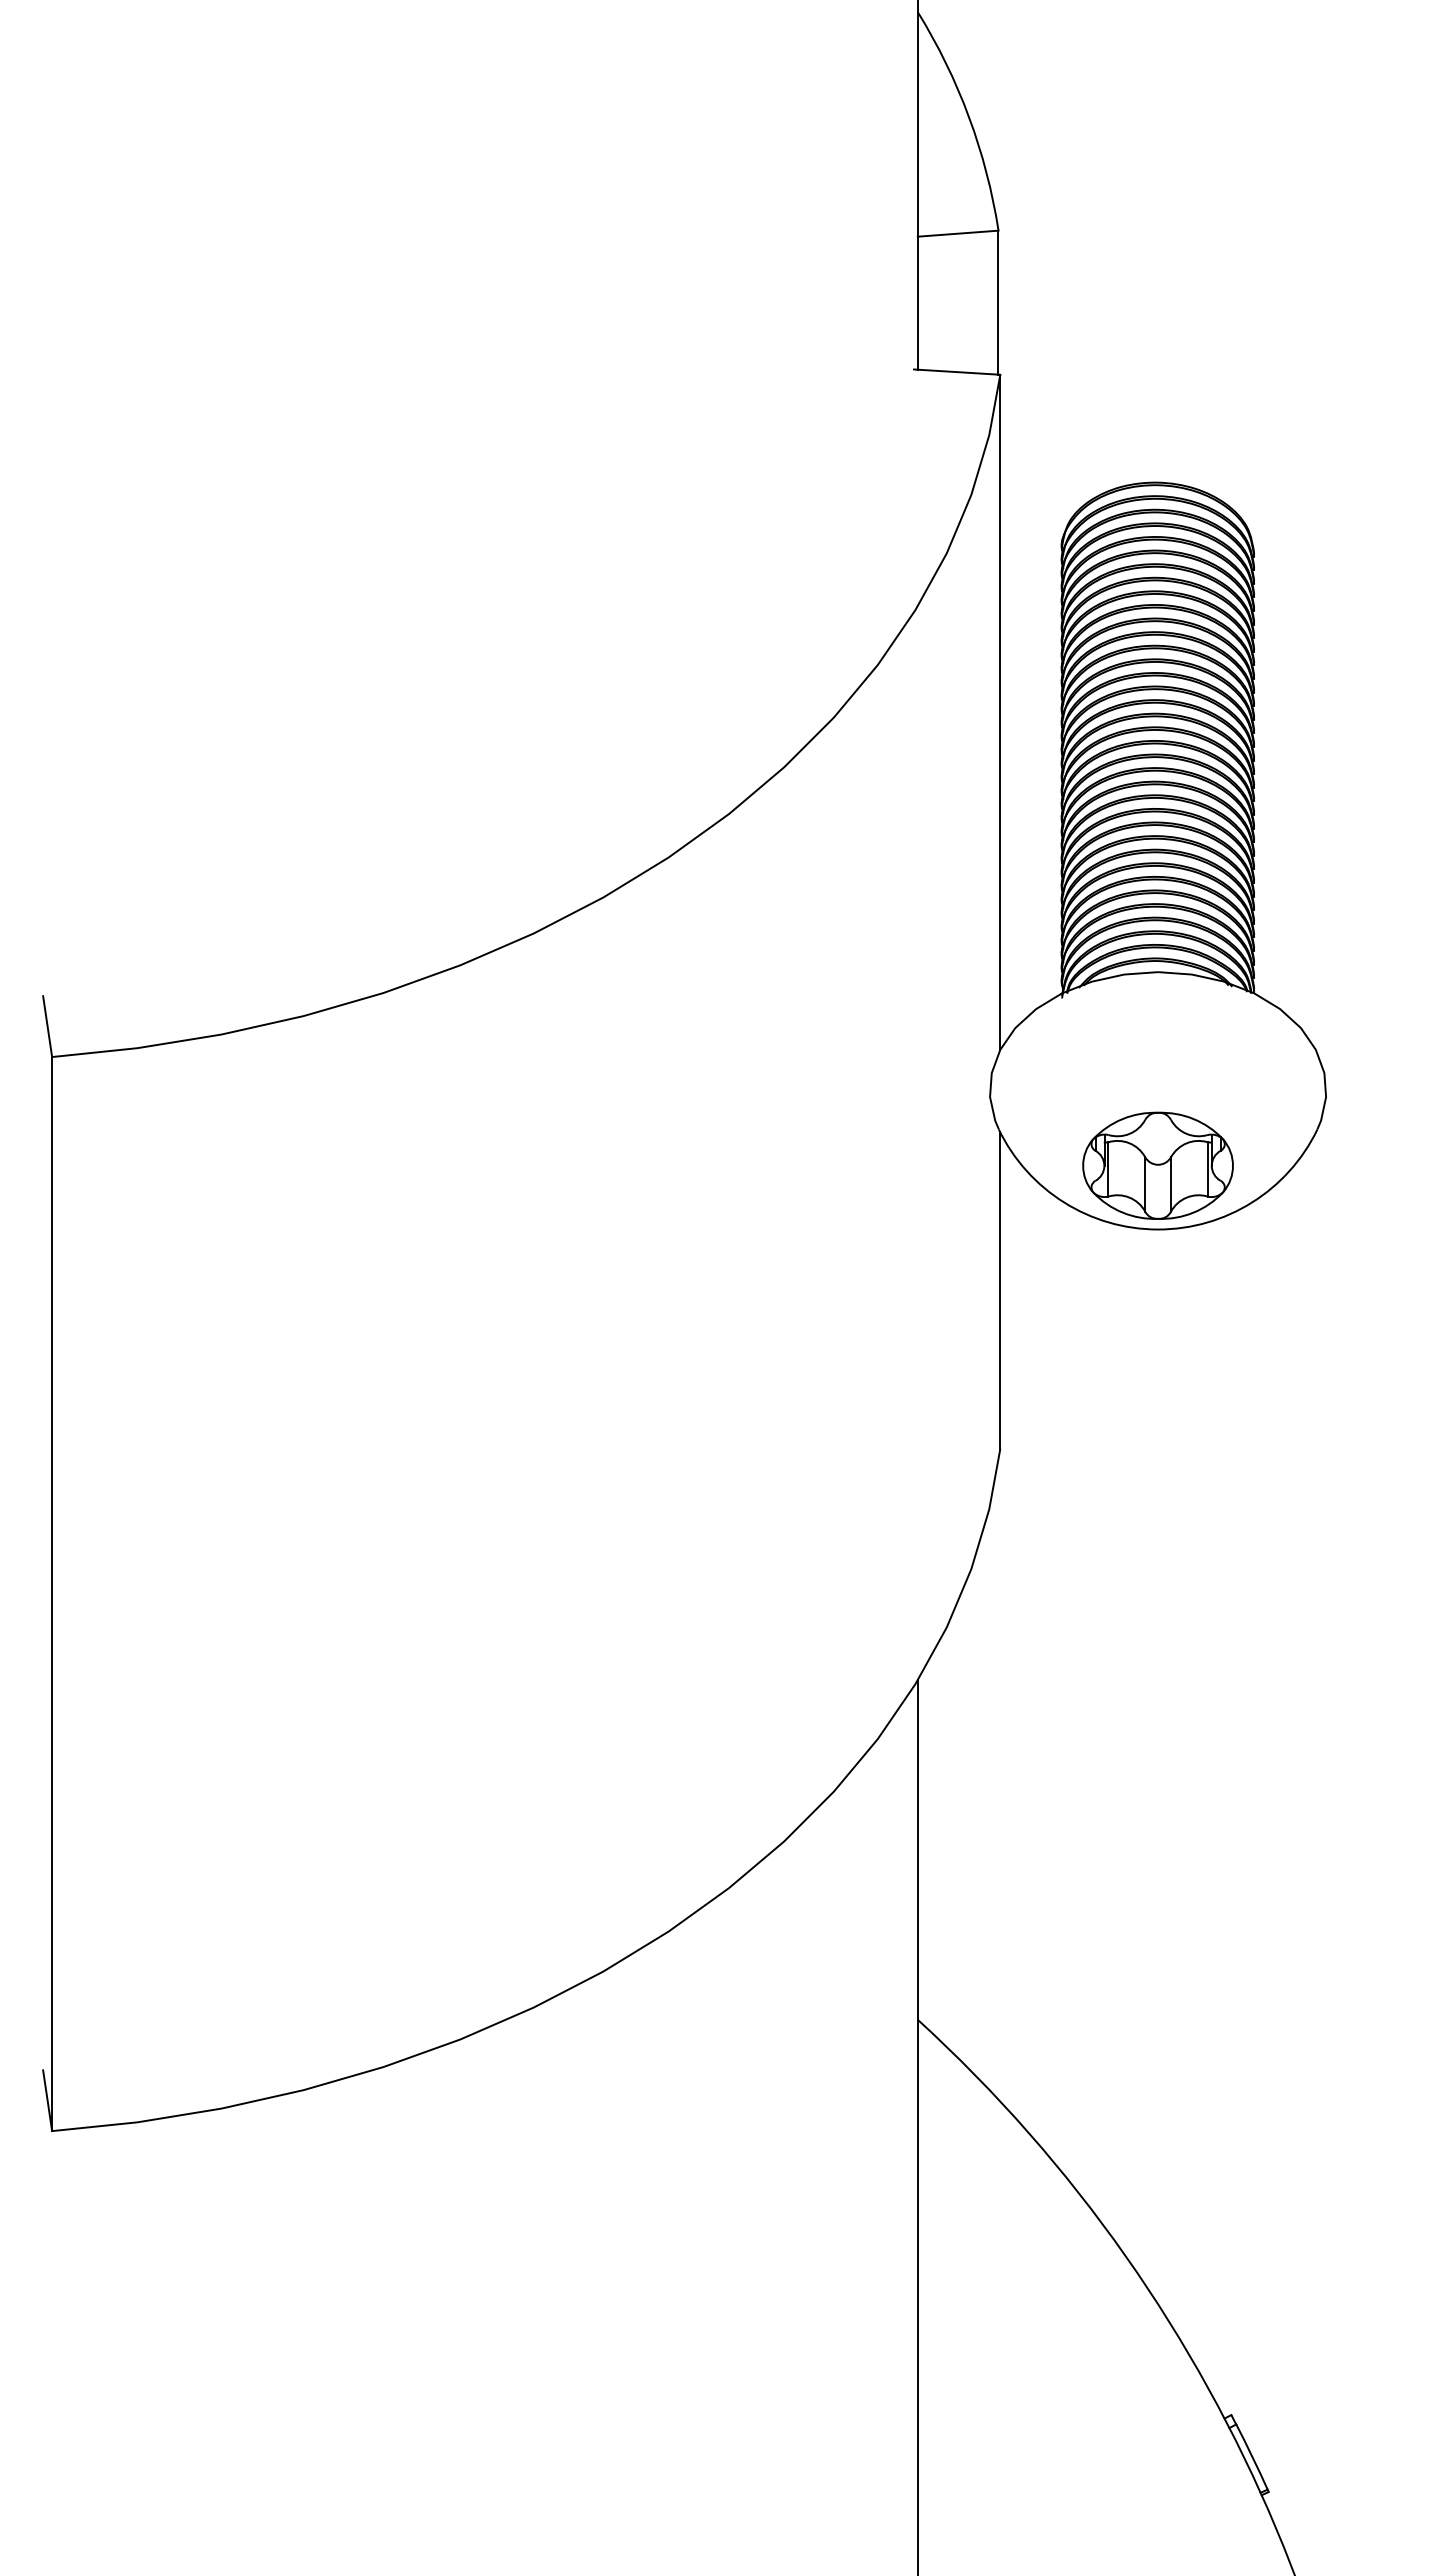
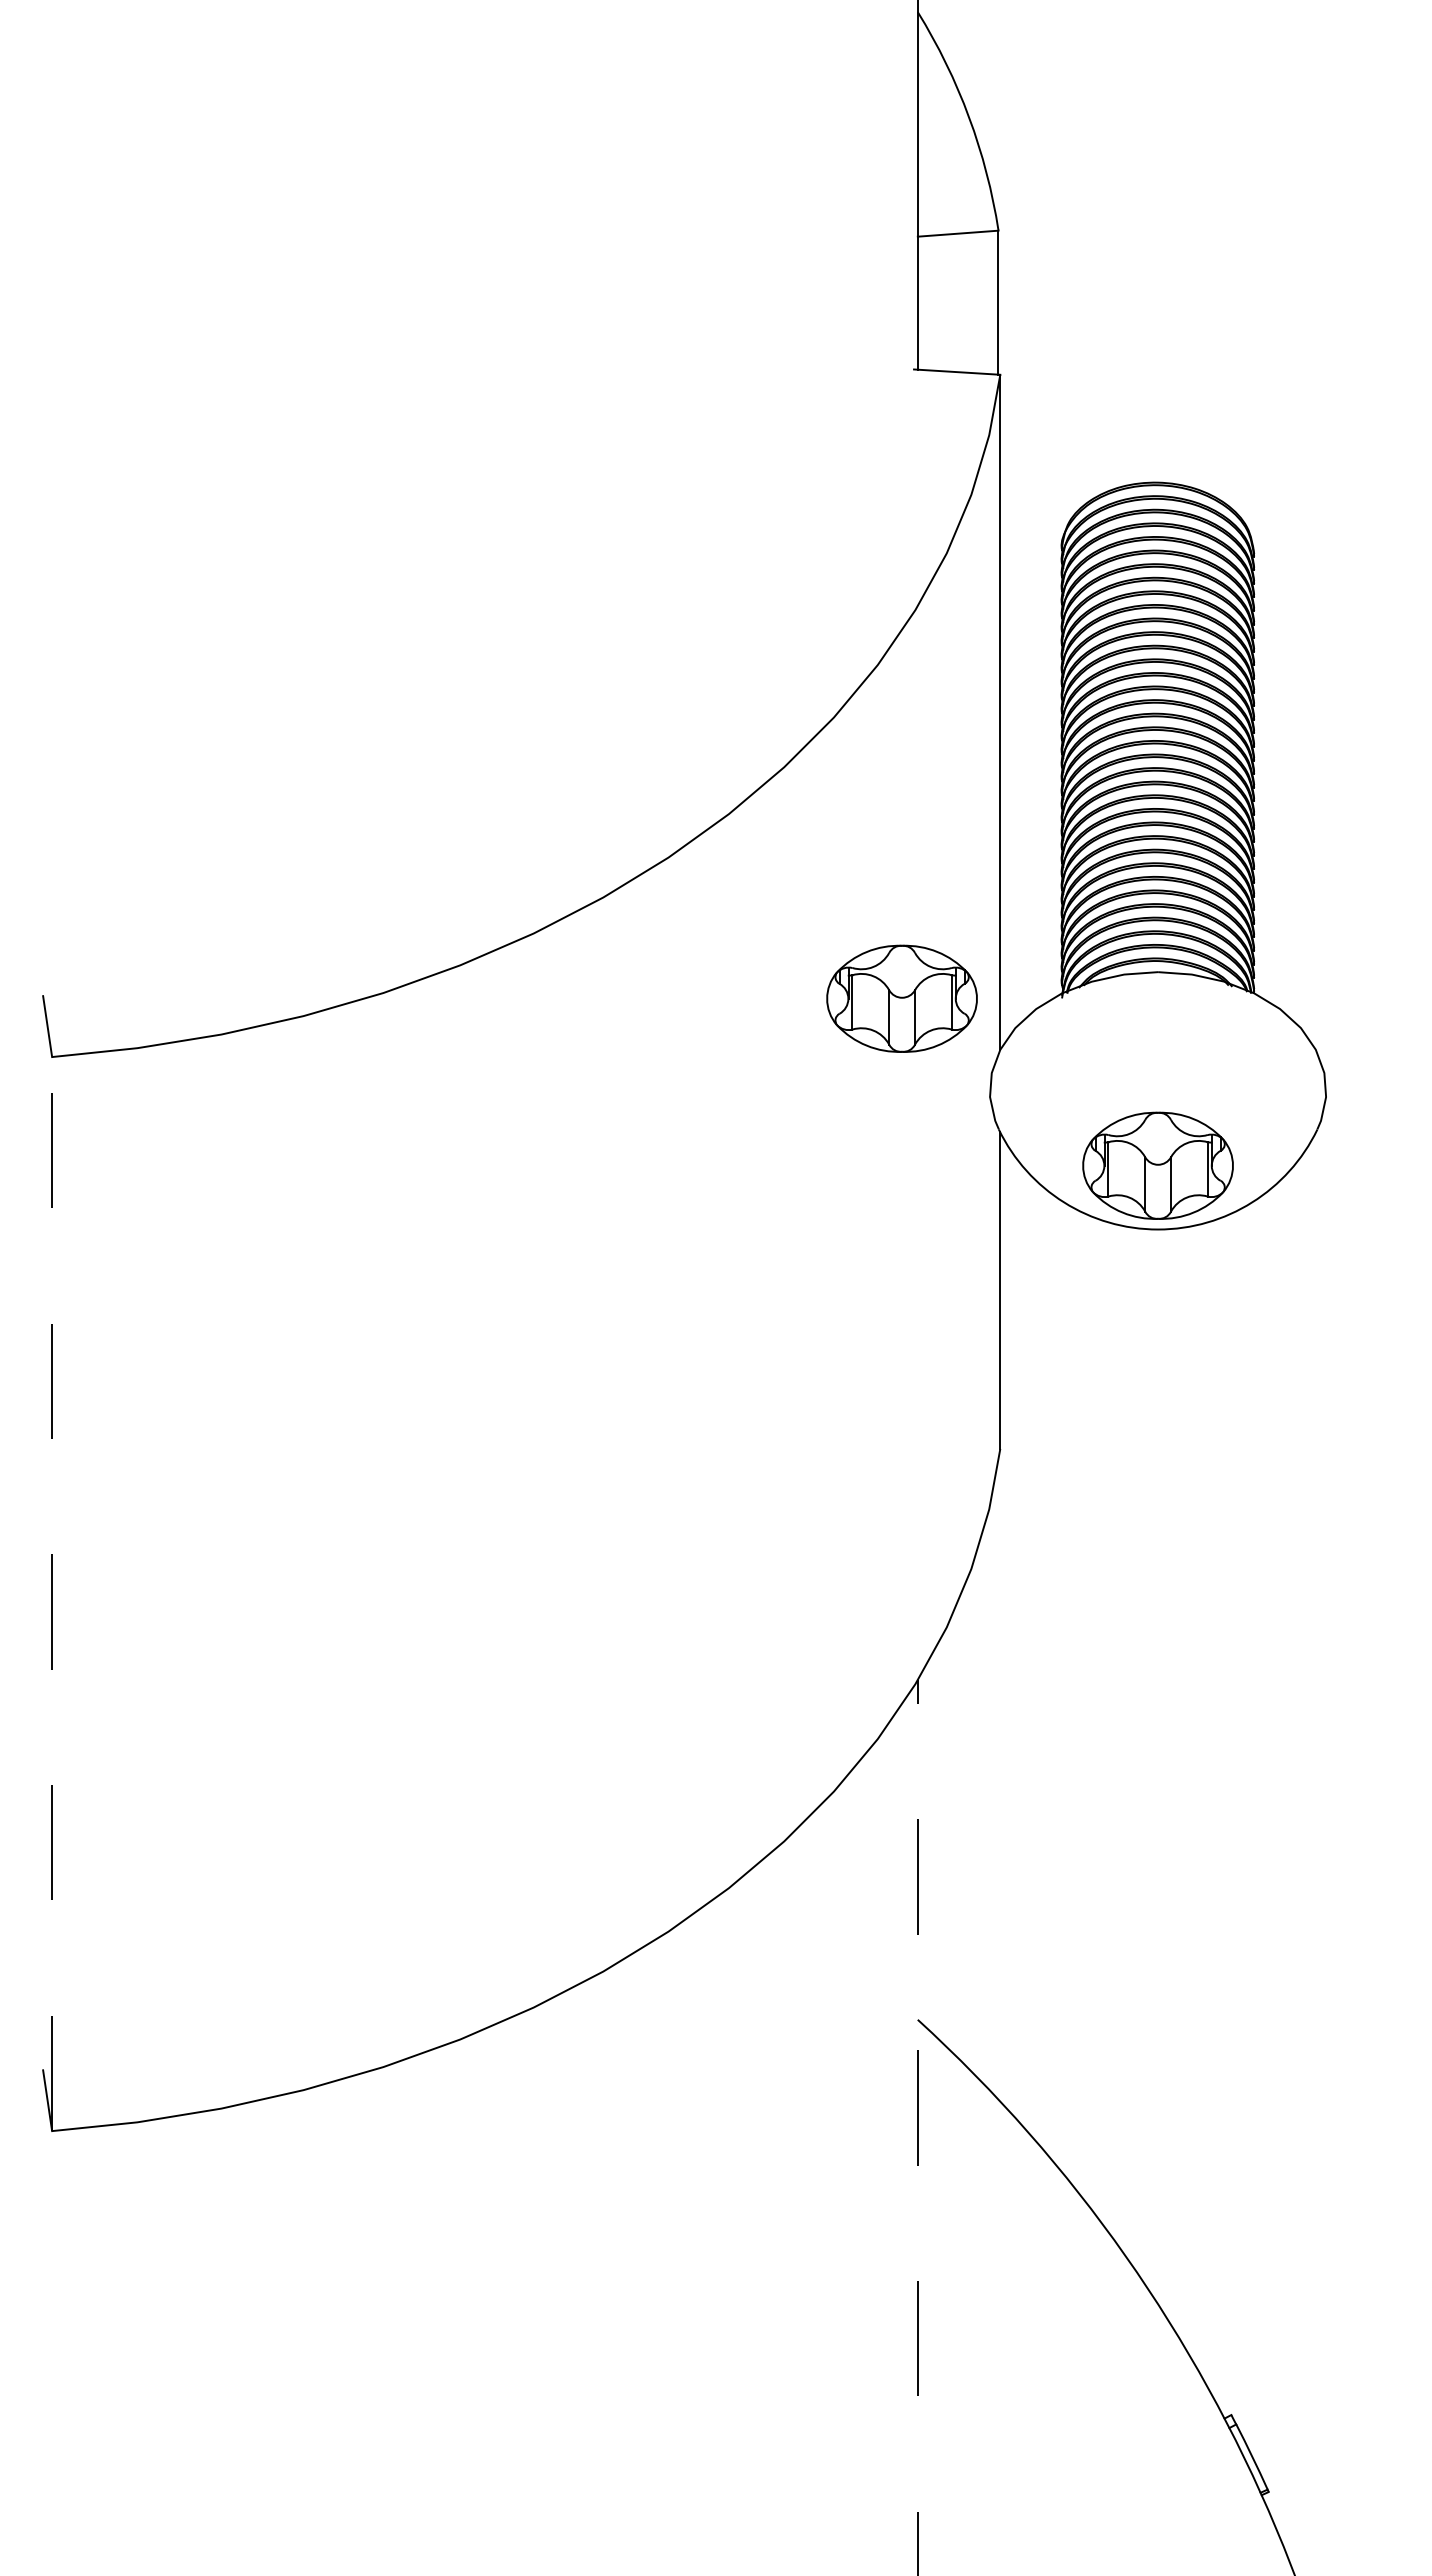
part: none -> present (901, 998)
line: solid -> dashed (52, 1593)
line: solid -> dashed (917, 2128)
